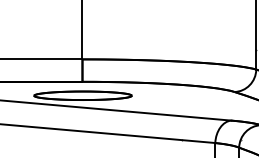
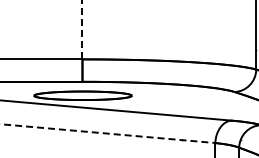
line: solid -> dashed (82, 29)
line: solid -> dashed (107, 133)
